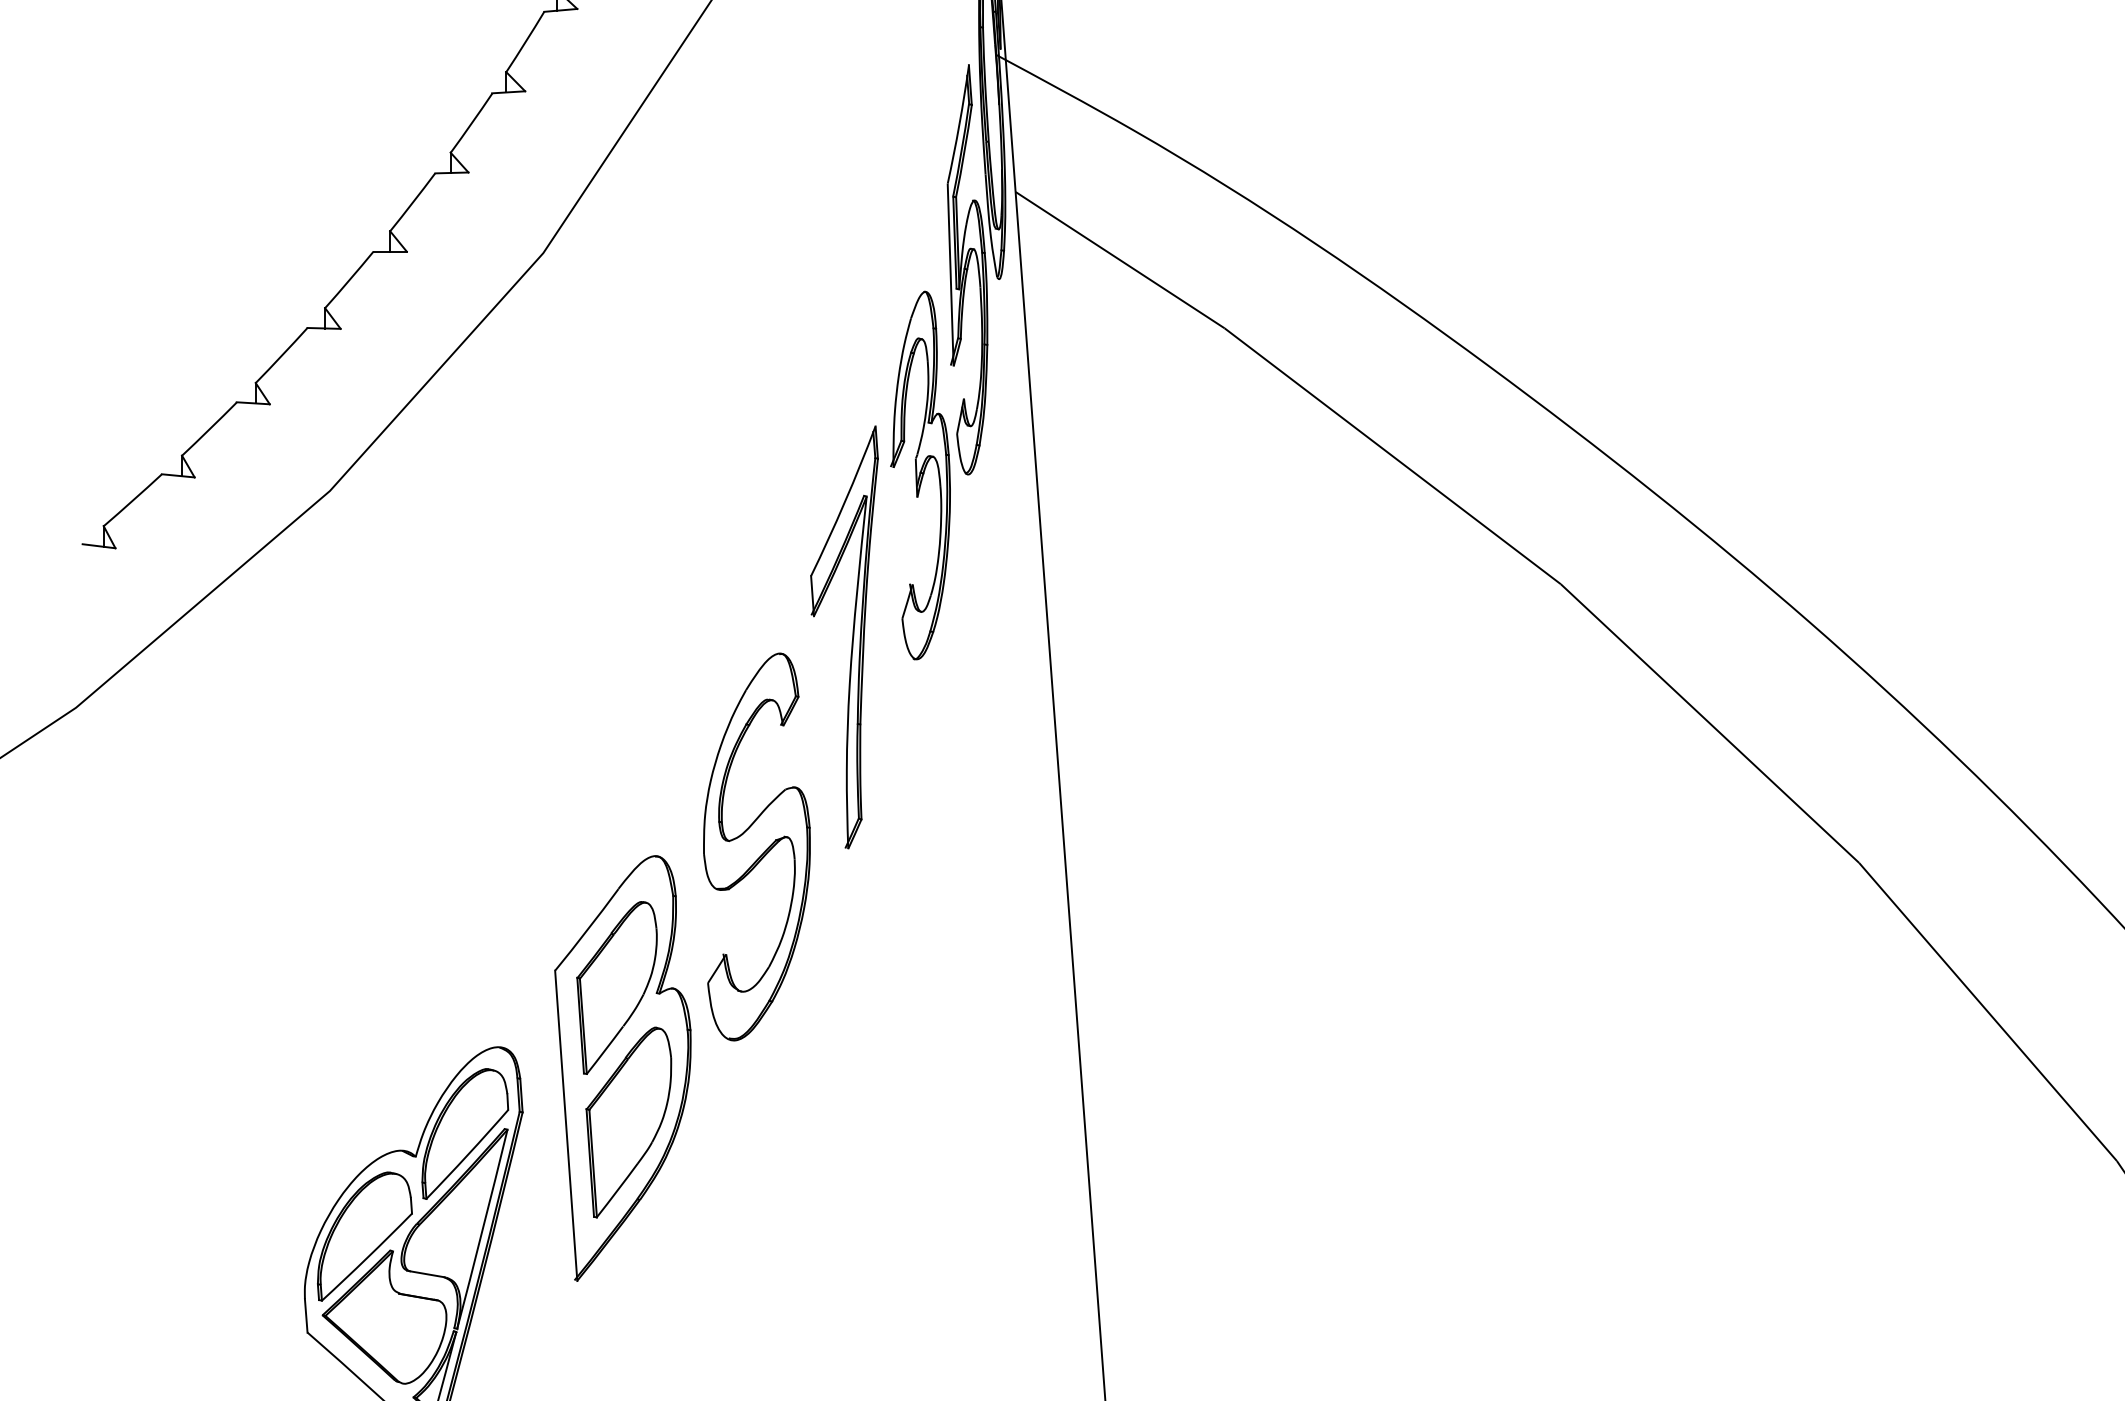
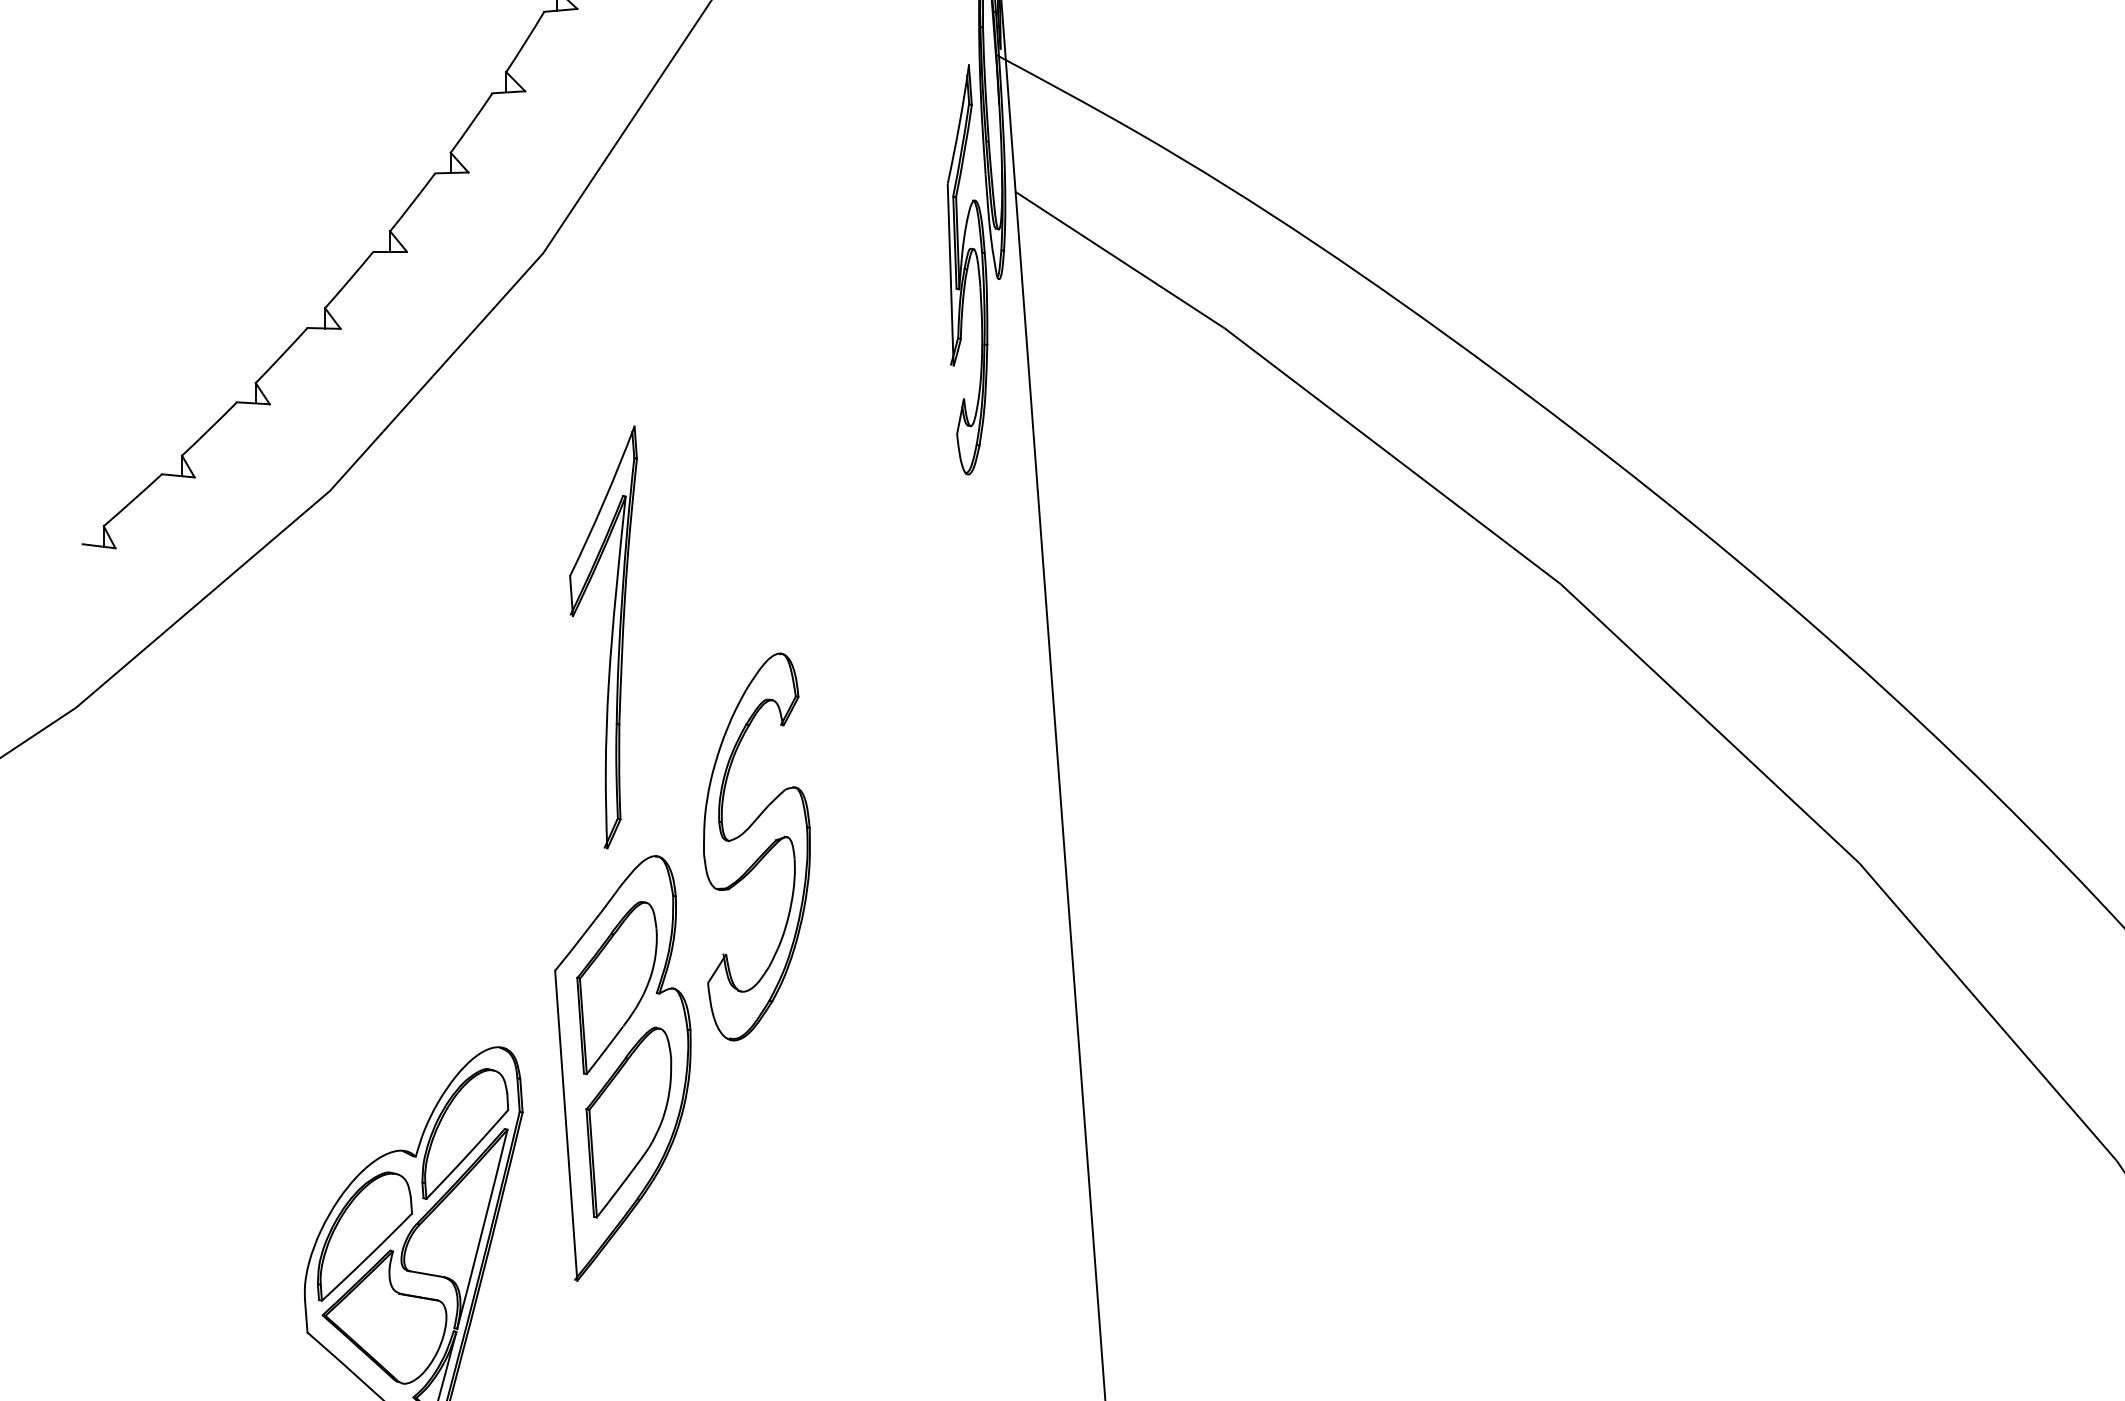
part: present -> none (920, 475)
part position: (852, 637) -> (611, 637) (611, 637)
